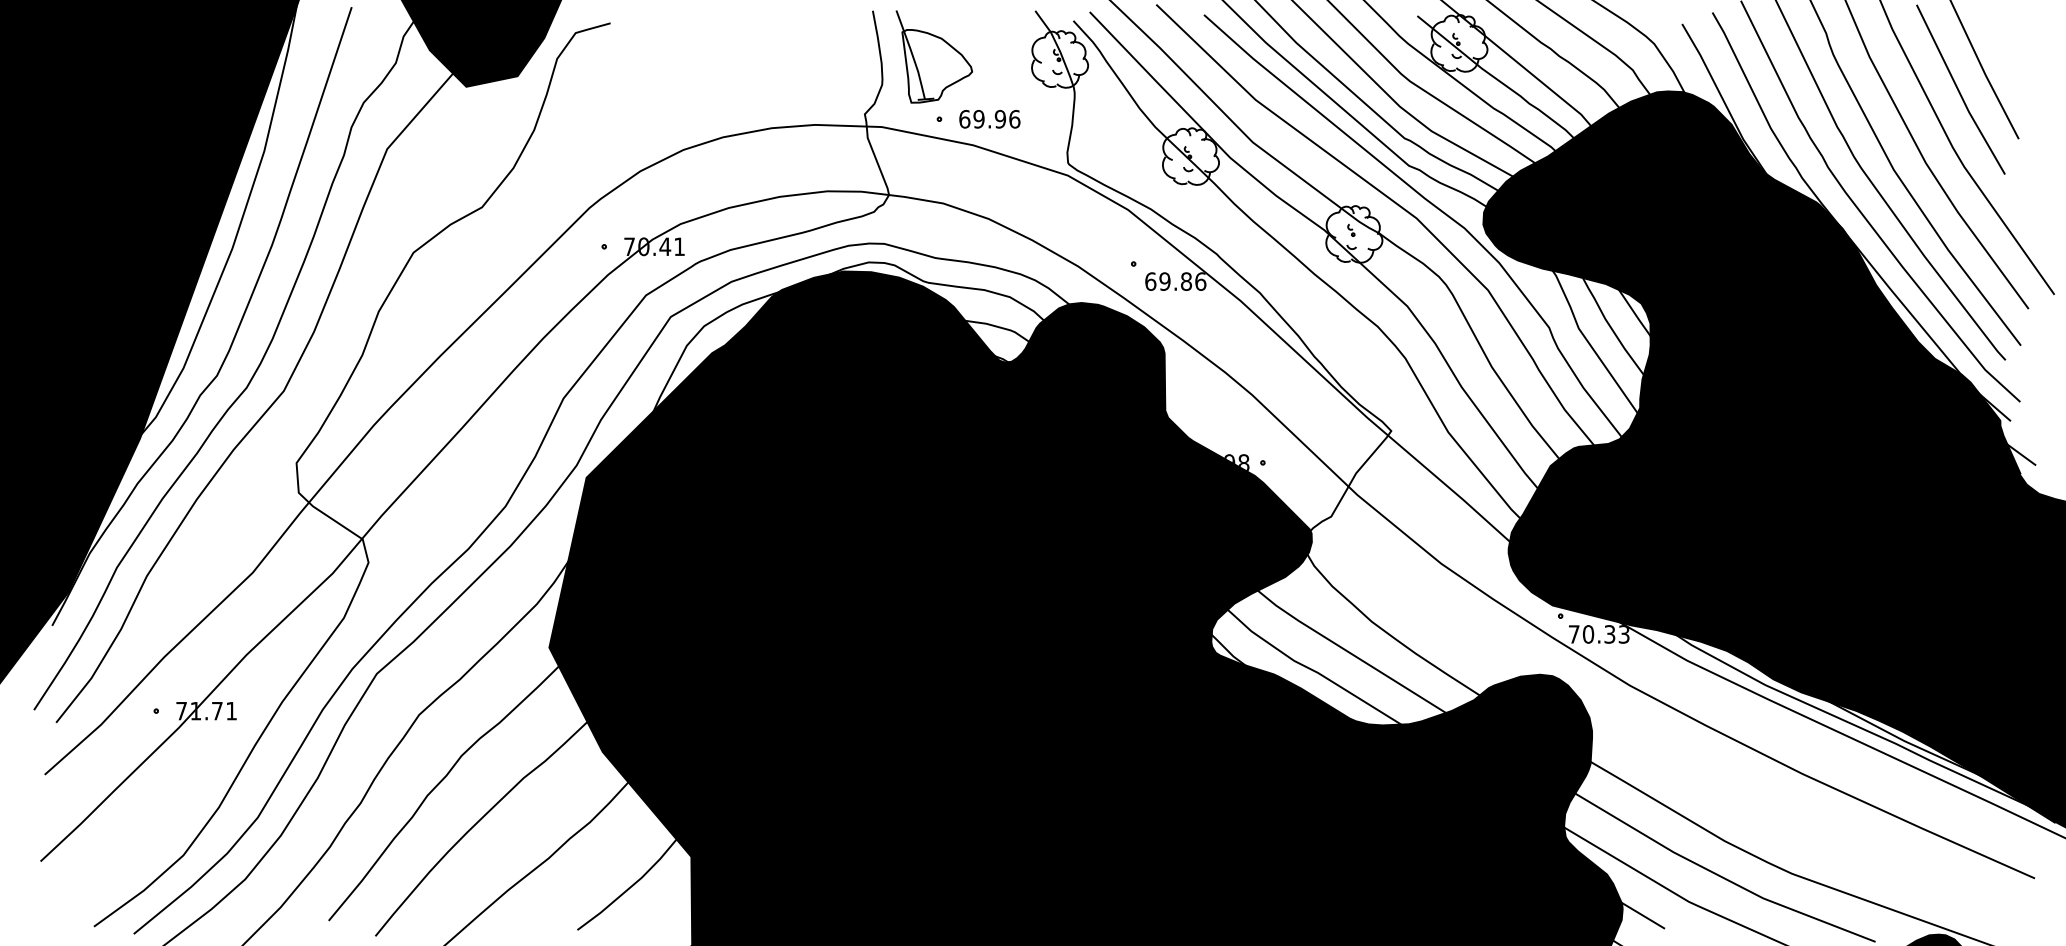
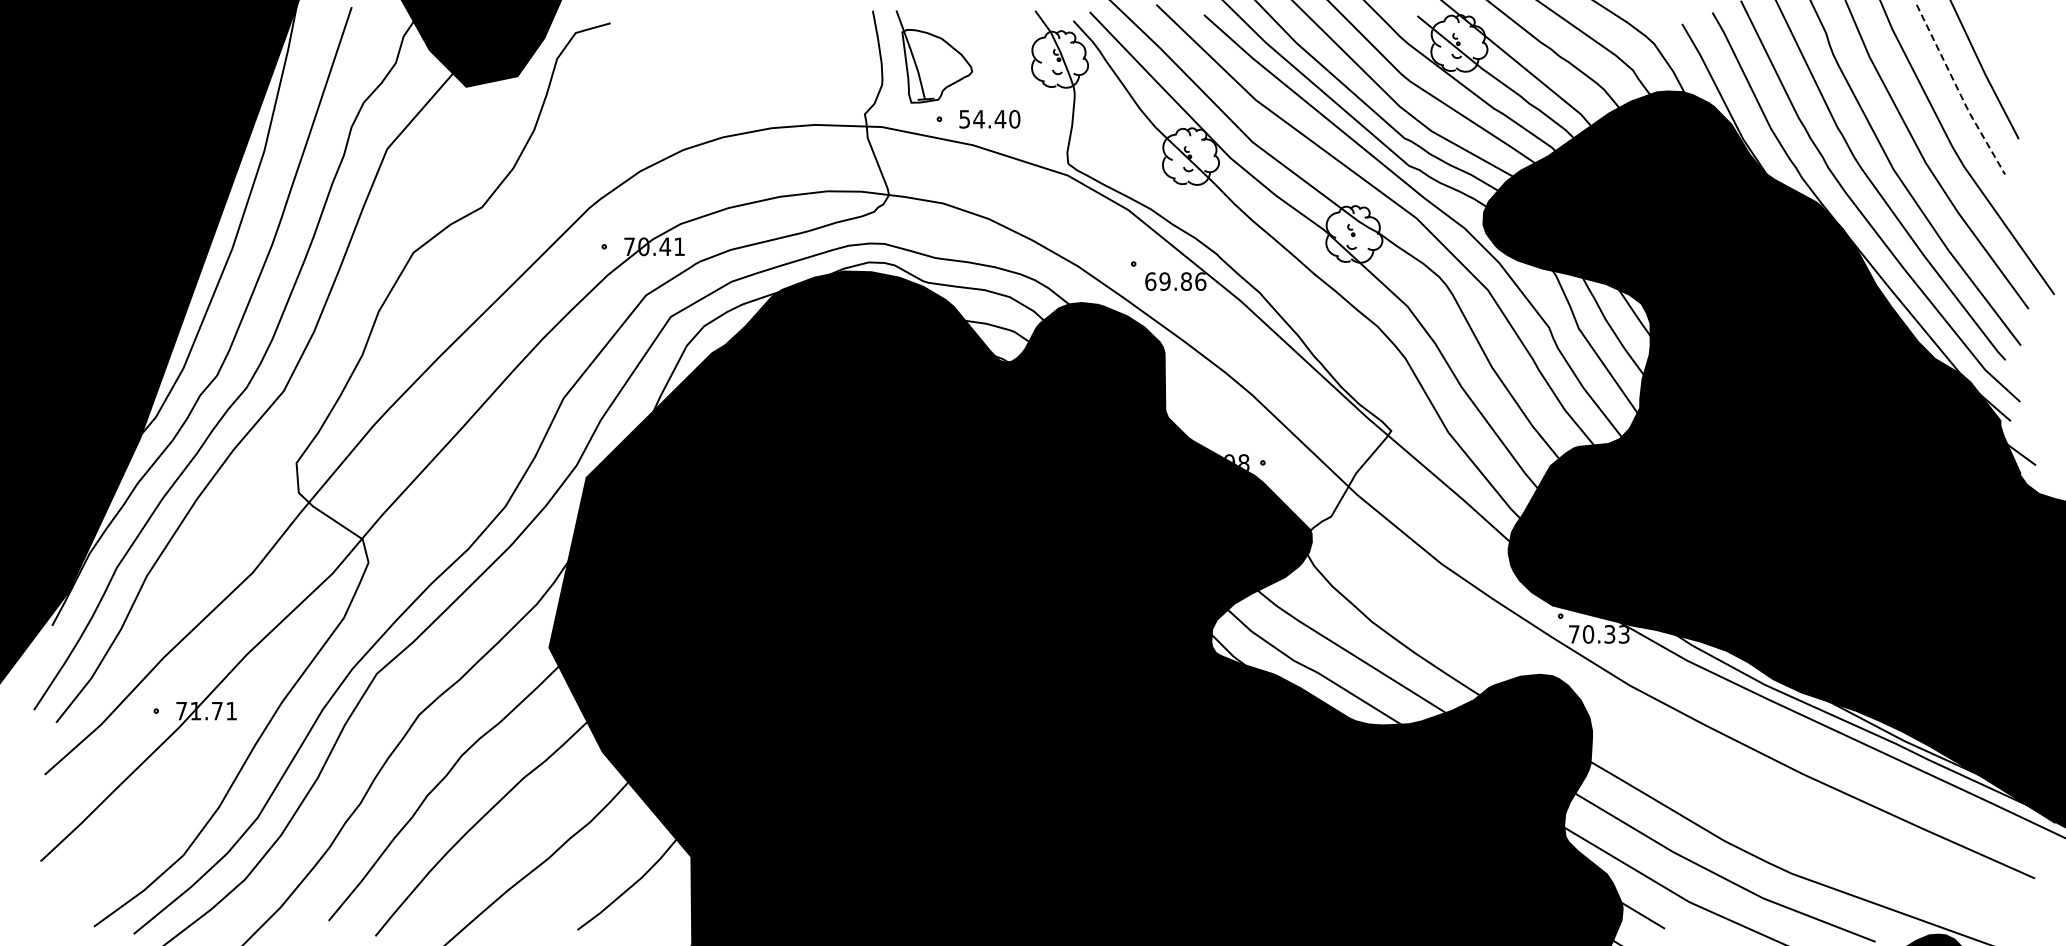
line: solid -> dashed (1959, 91)
text: 69.96 -> 54.40 (989, 118)
